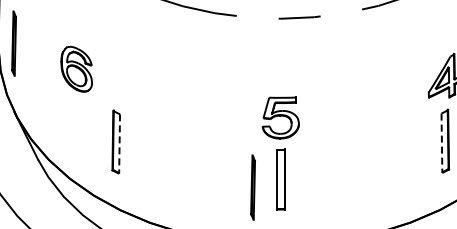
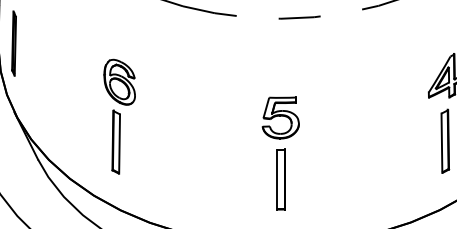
part position: (76, 68) -> (119, 81) (119, 81)
line: dashed -> solid (441, 143)
line: dashed -> solid (119, 144)
part: present -> none (252, 187)
